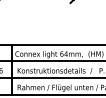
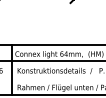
line: present -> none (52, 78)
